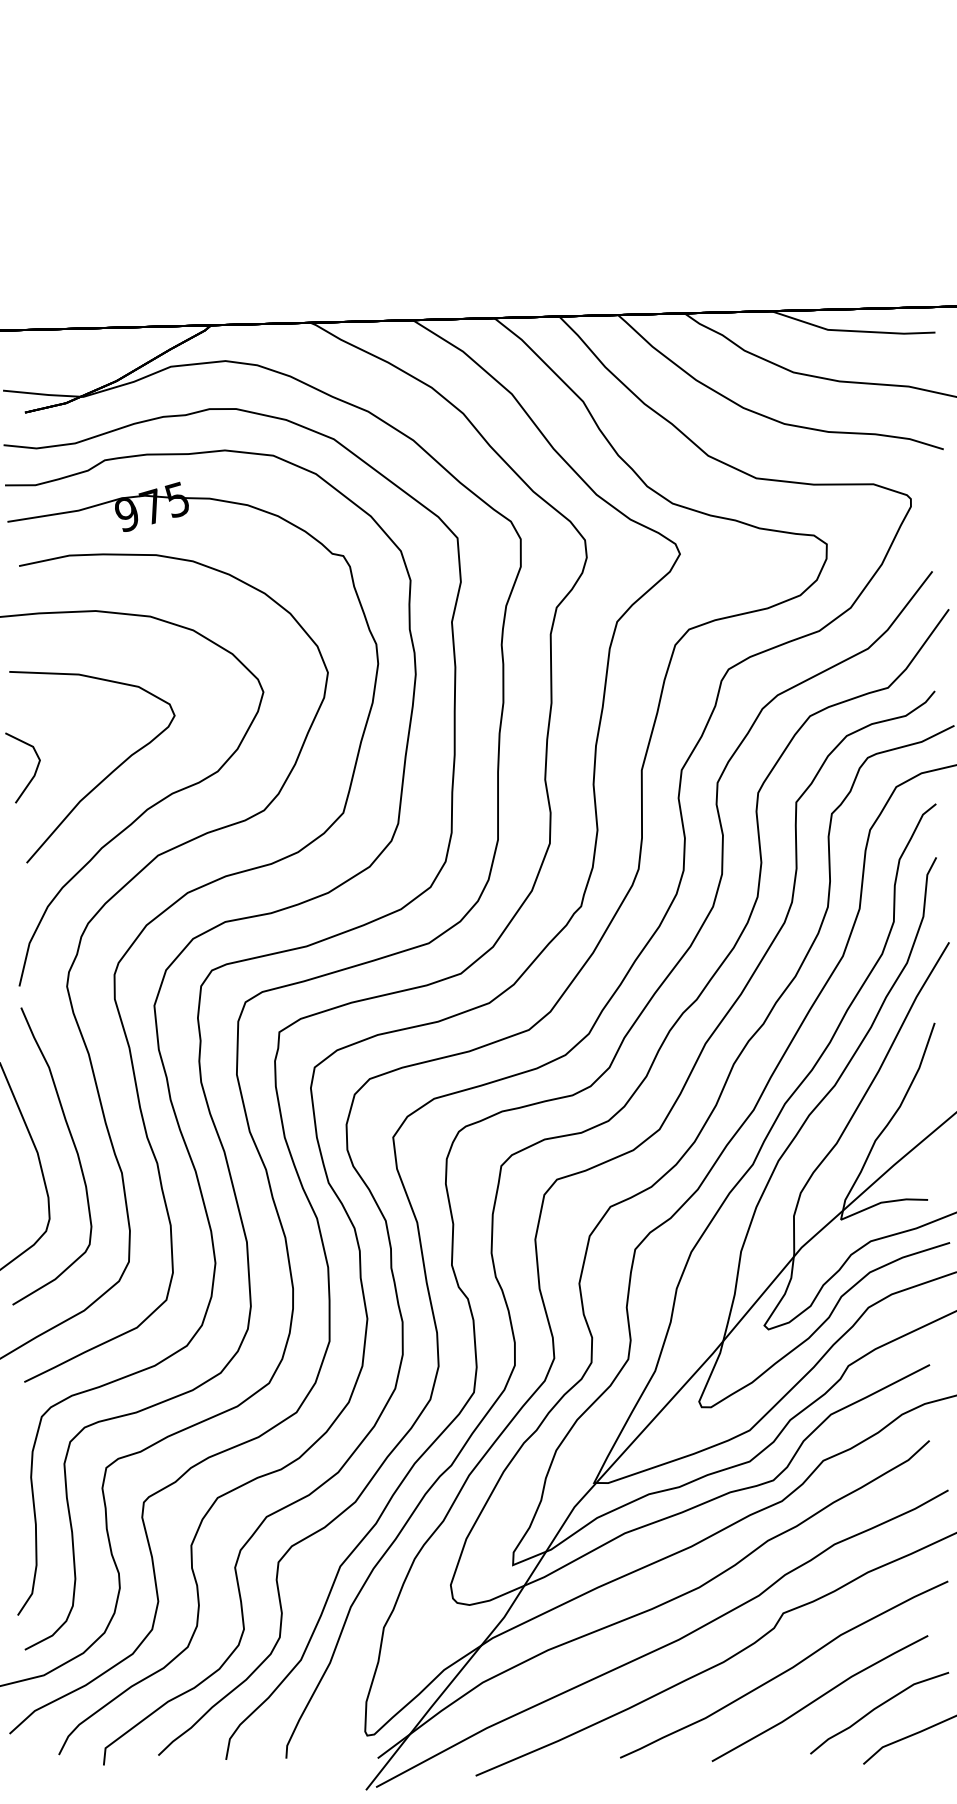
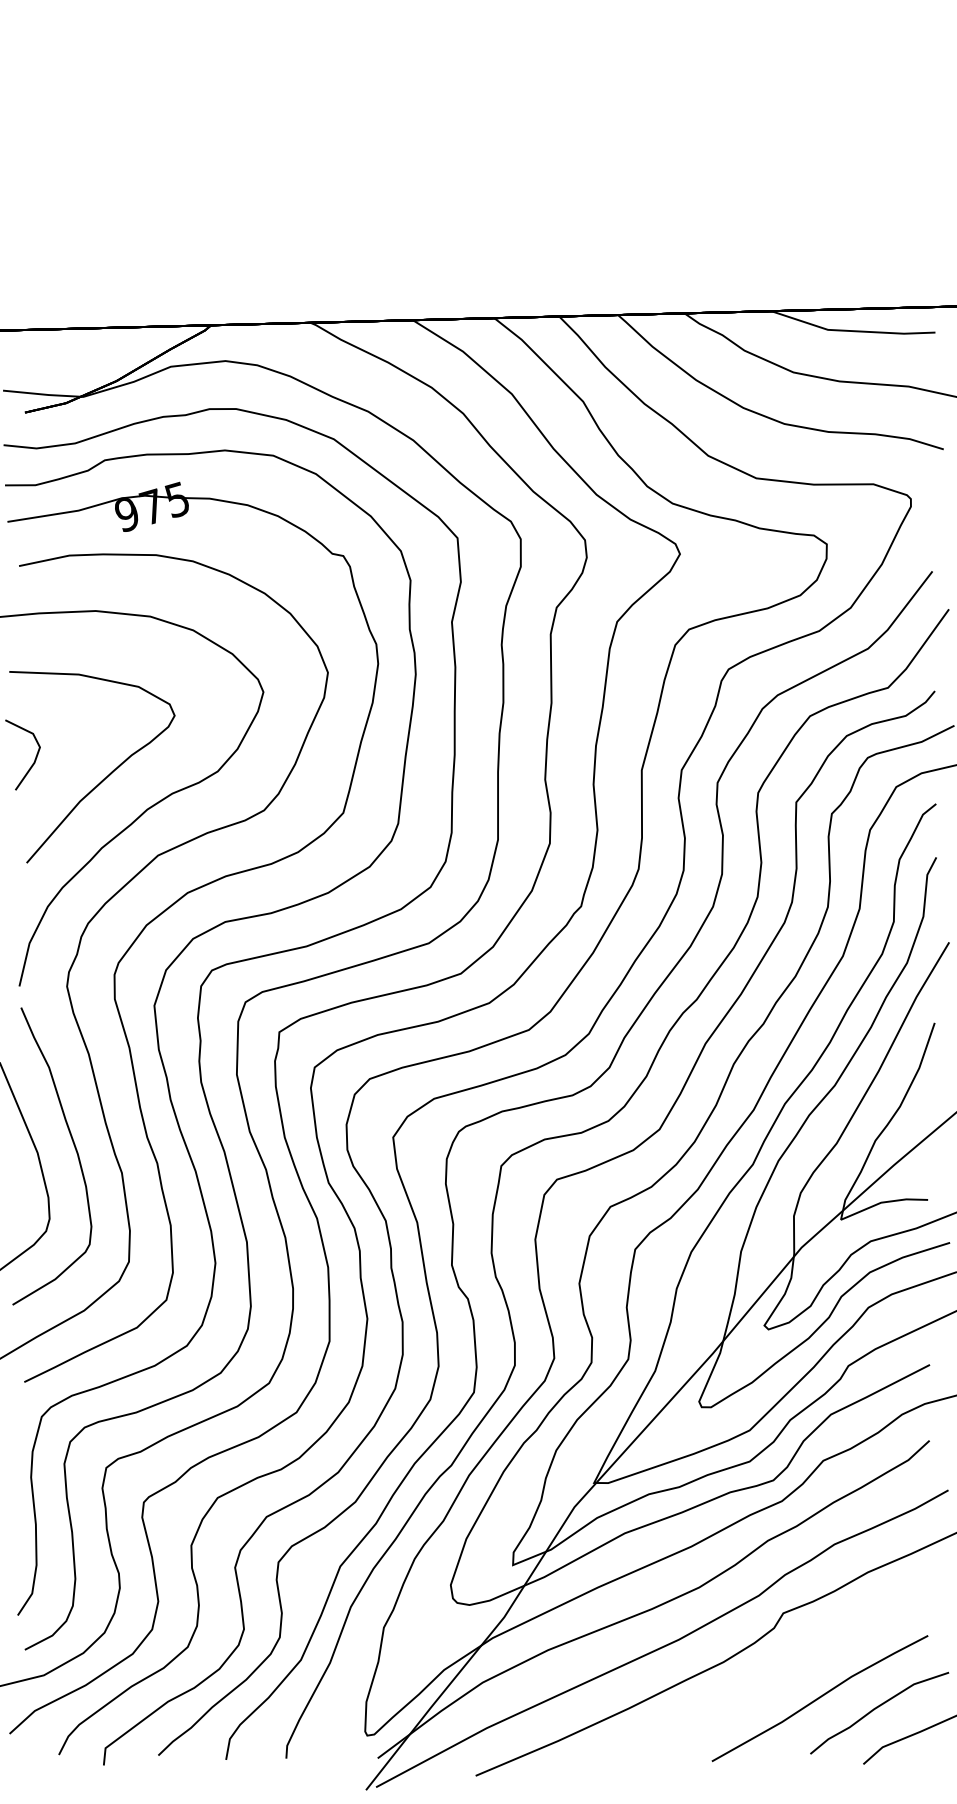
line position: (34, 772) -> (34, 759) (34, 759)
curve: present -> none (785, 1670)
